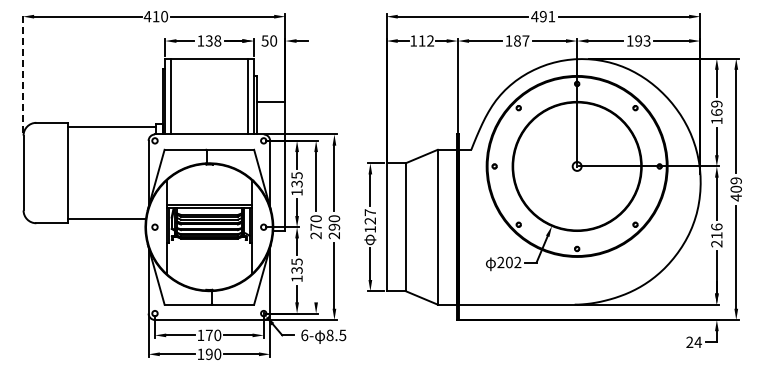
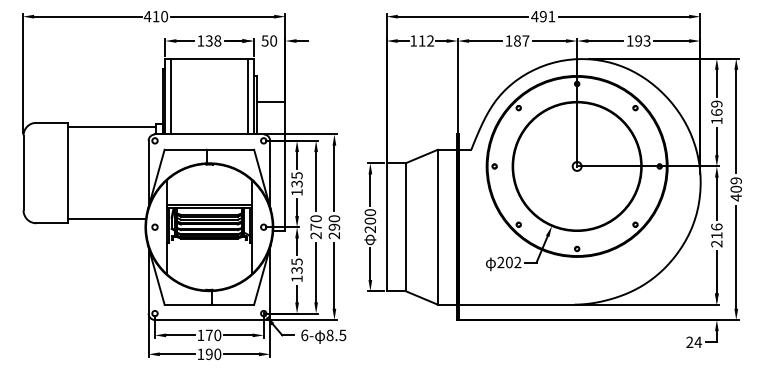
line: dashed -> solid (22, 73)
text: 127 -> 200 (370, 221)
line: none -> present (316, 272)
